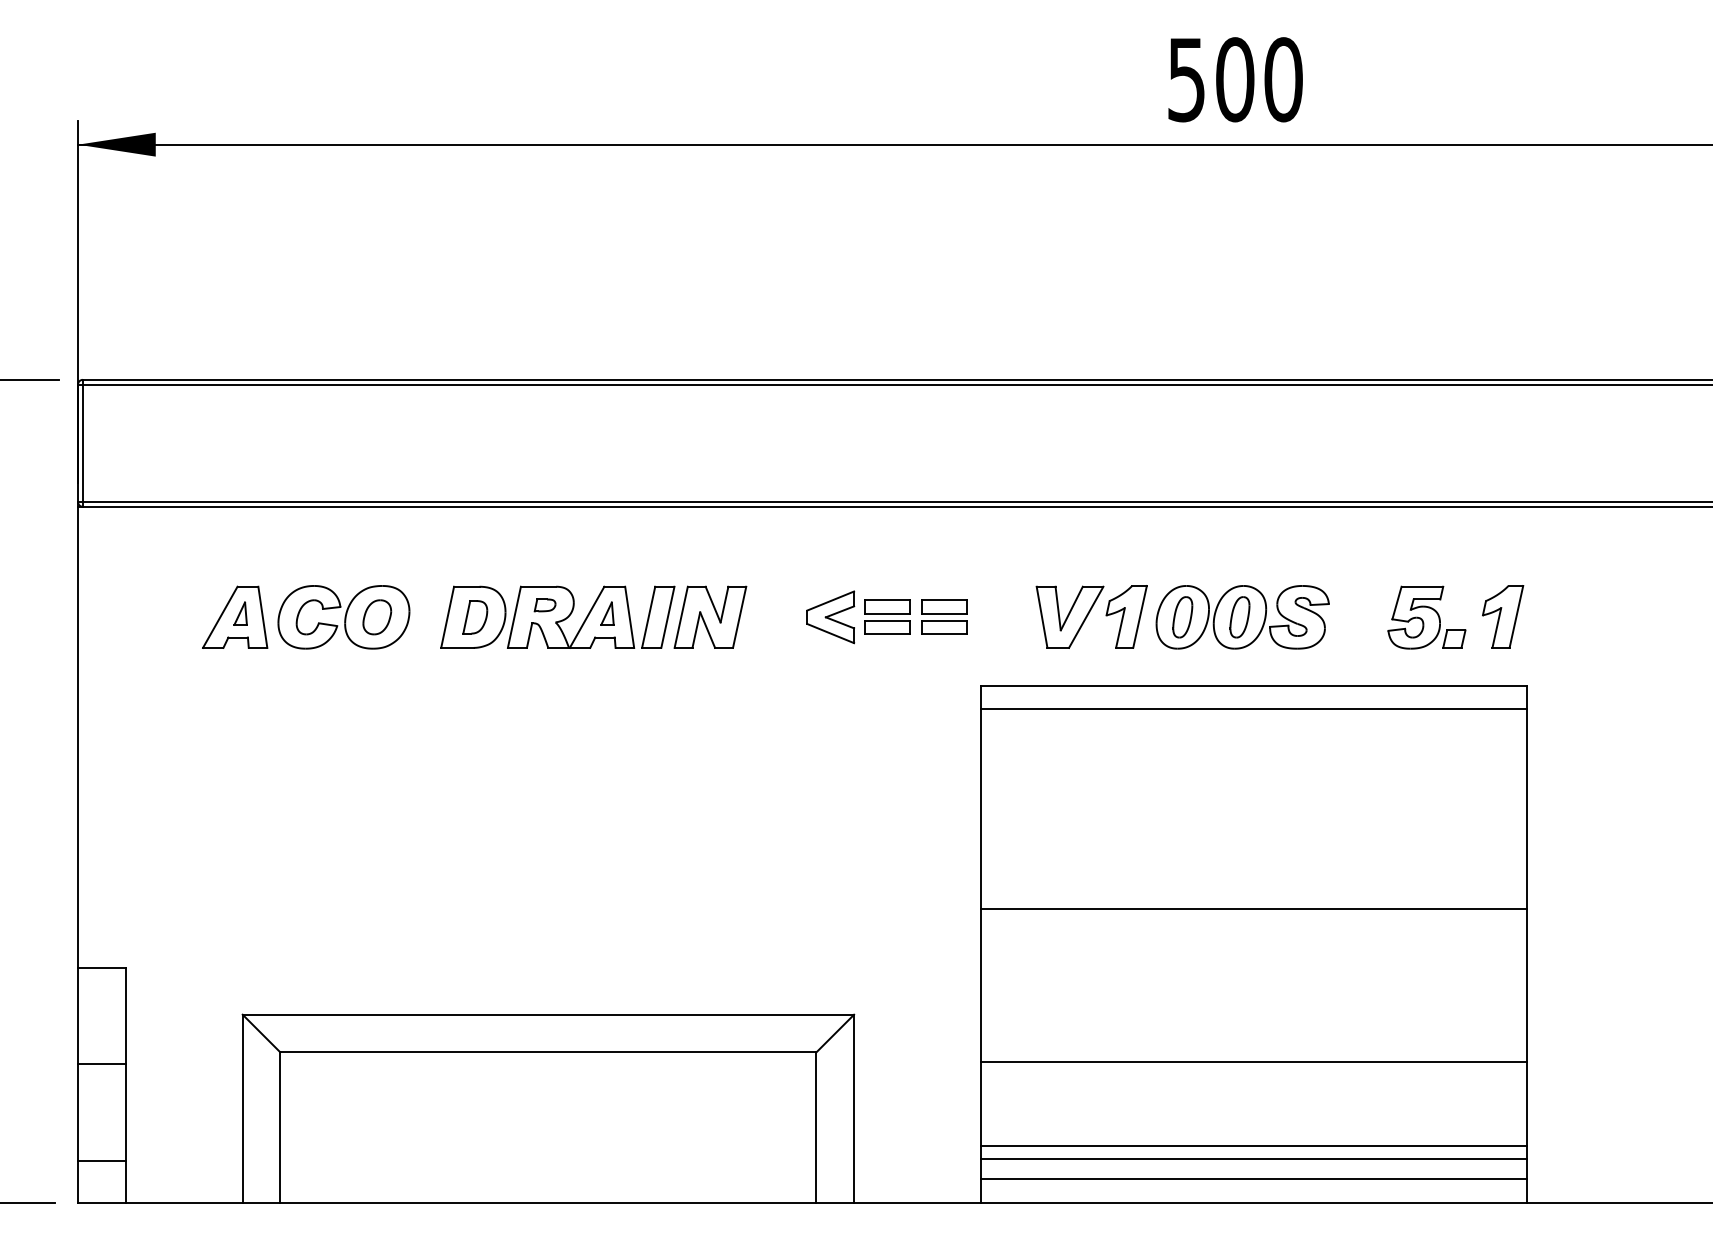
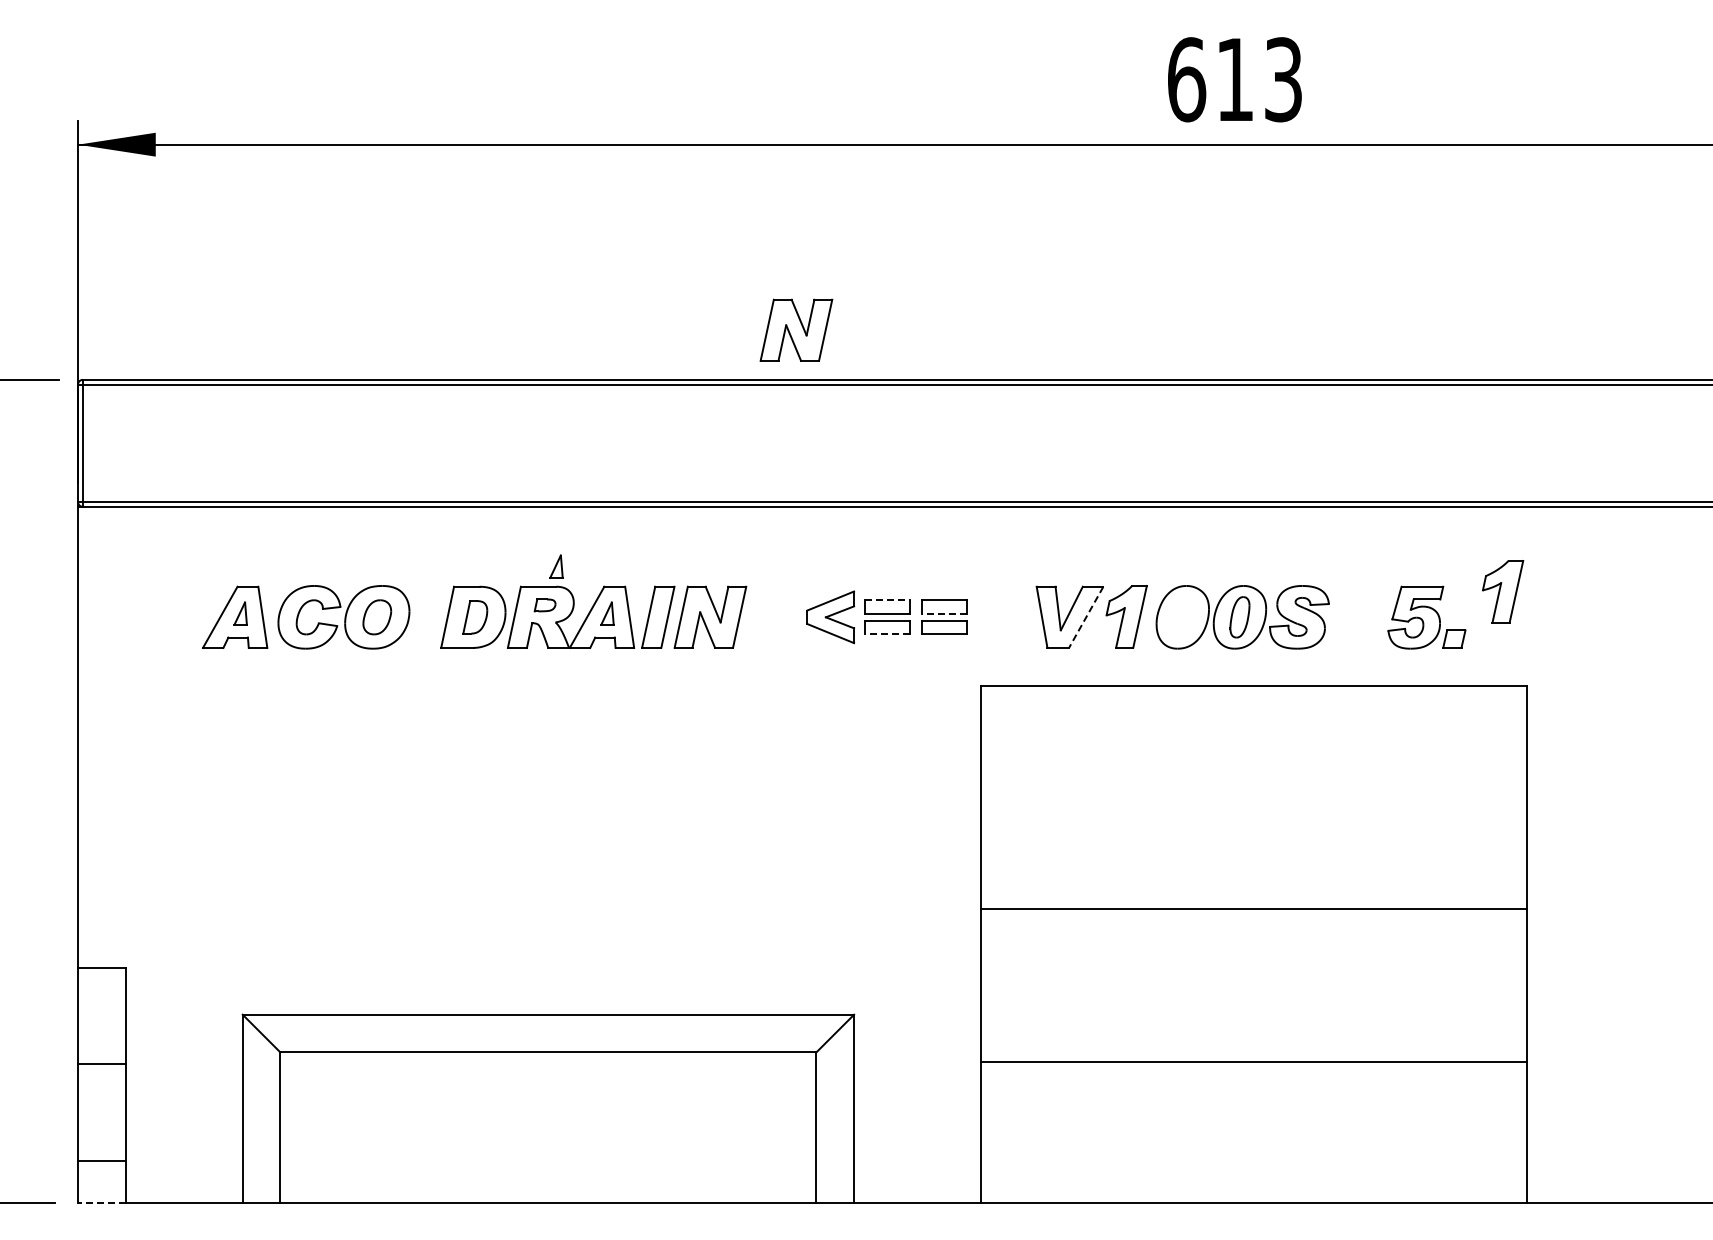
text: 500 -> 613 (1235, 79)
part: none -> present (796, 329)
part: none -> present (556, 566)
line: solid -> dashed (887, 600)
line: solid -> dashed (944, 613)
part position: (1503, 616) -> (1503, 591) (1503, 591)
line: solid -> dashed (1085, 617)
part: present -> none (1182, 617)
line: solid -> dashed (887, 634)
line: present -> none (1253, 709)
line: present -> none (1253, 1146)
line: present -> none (1253, 1158)
line: present -> none (1253, 1179)
line: solid -> dashed (101, 1202)
